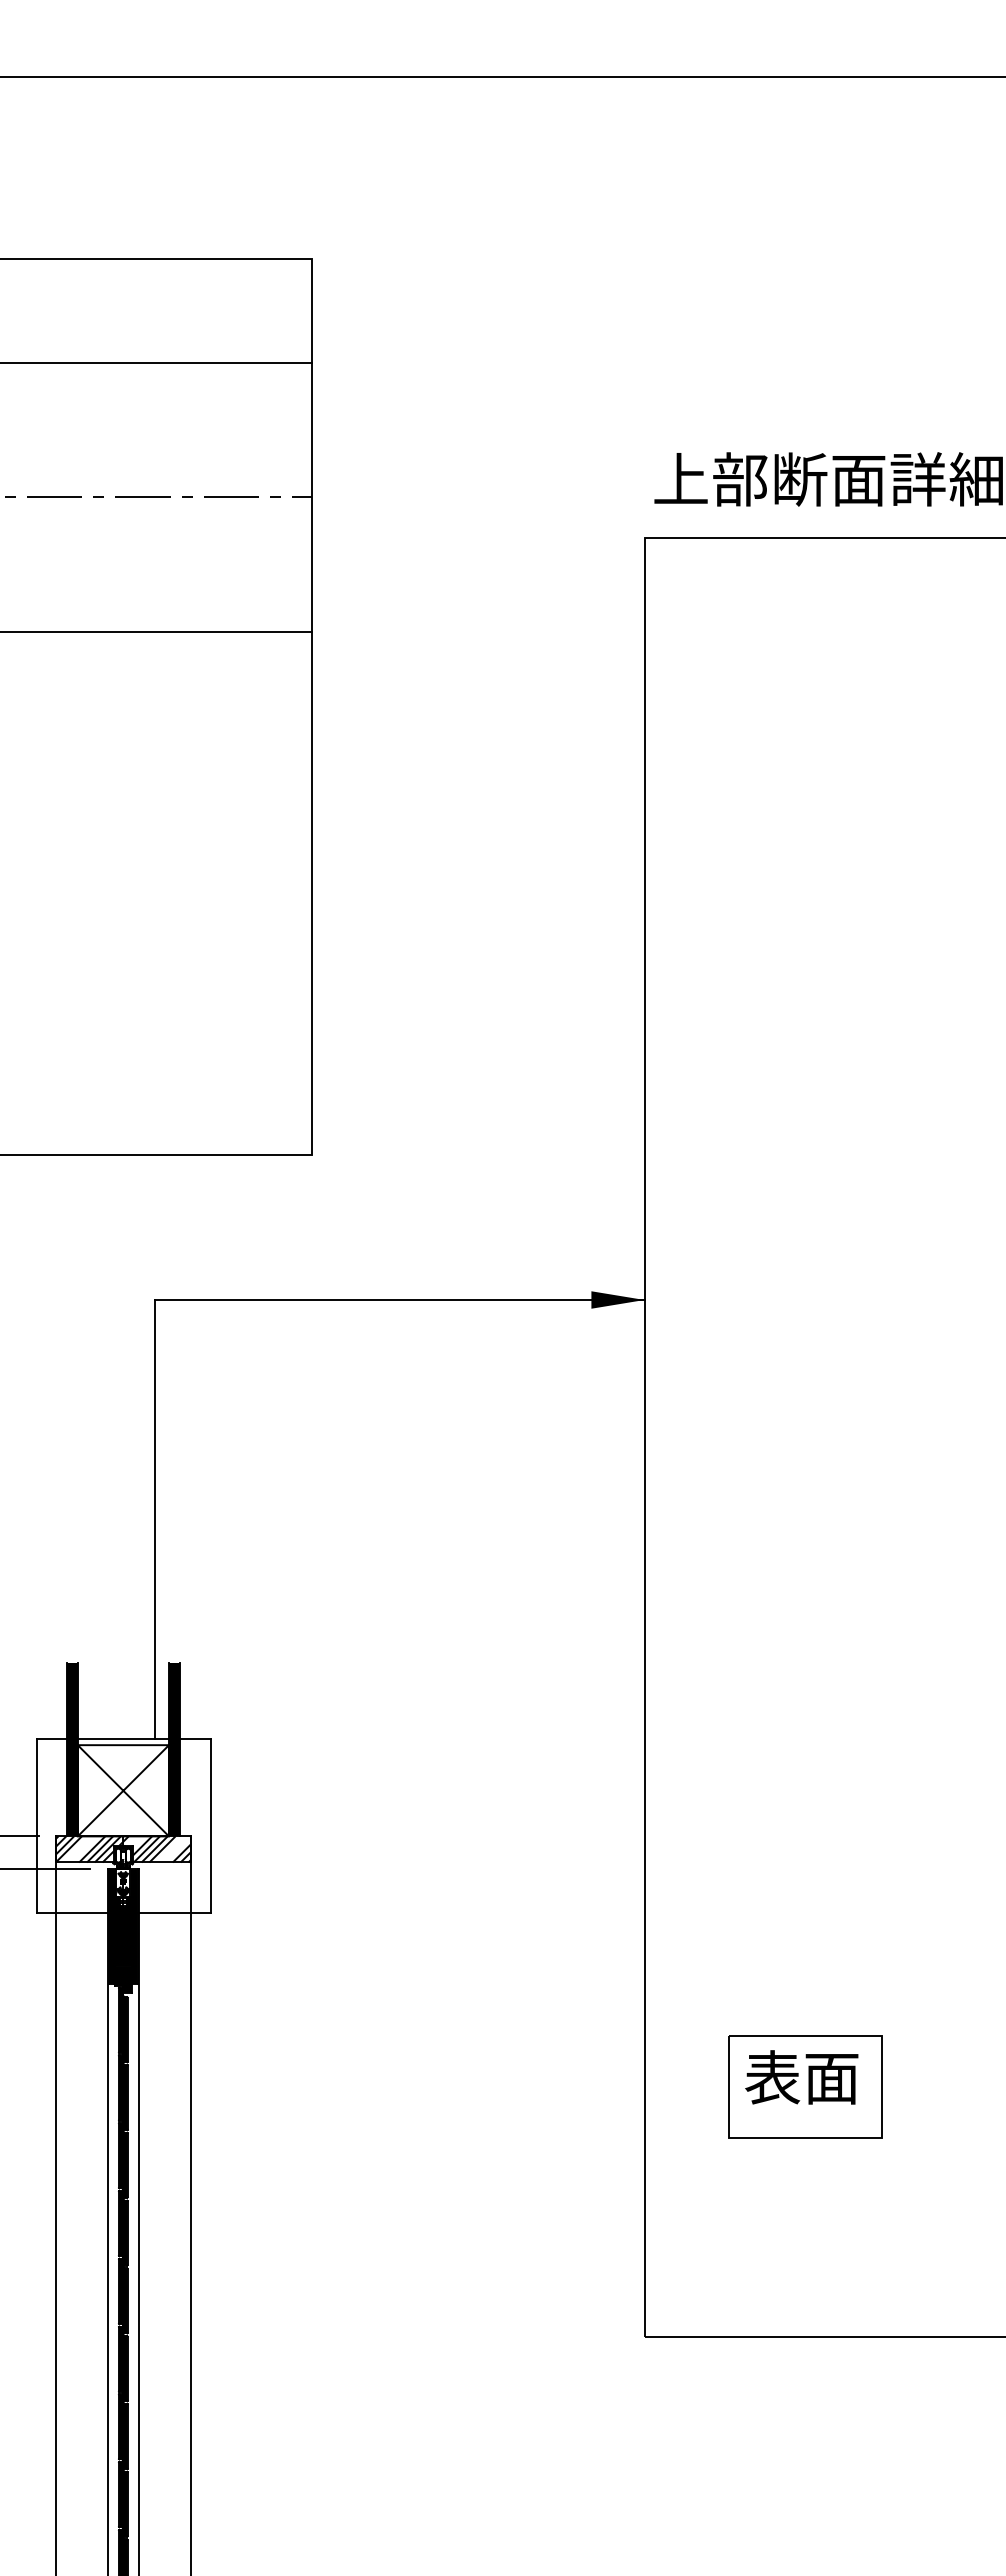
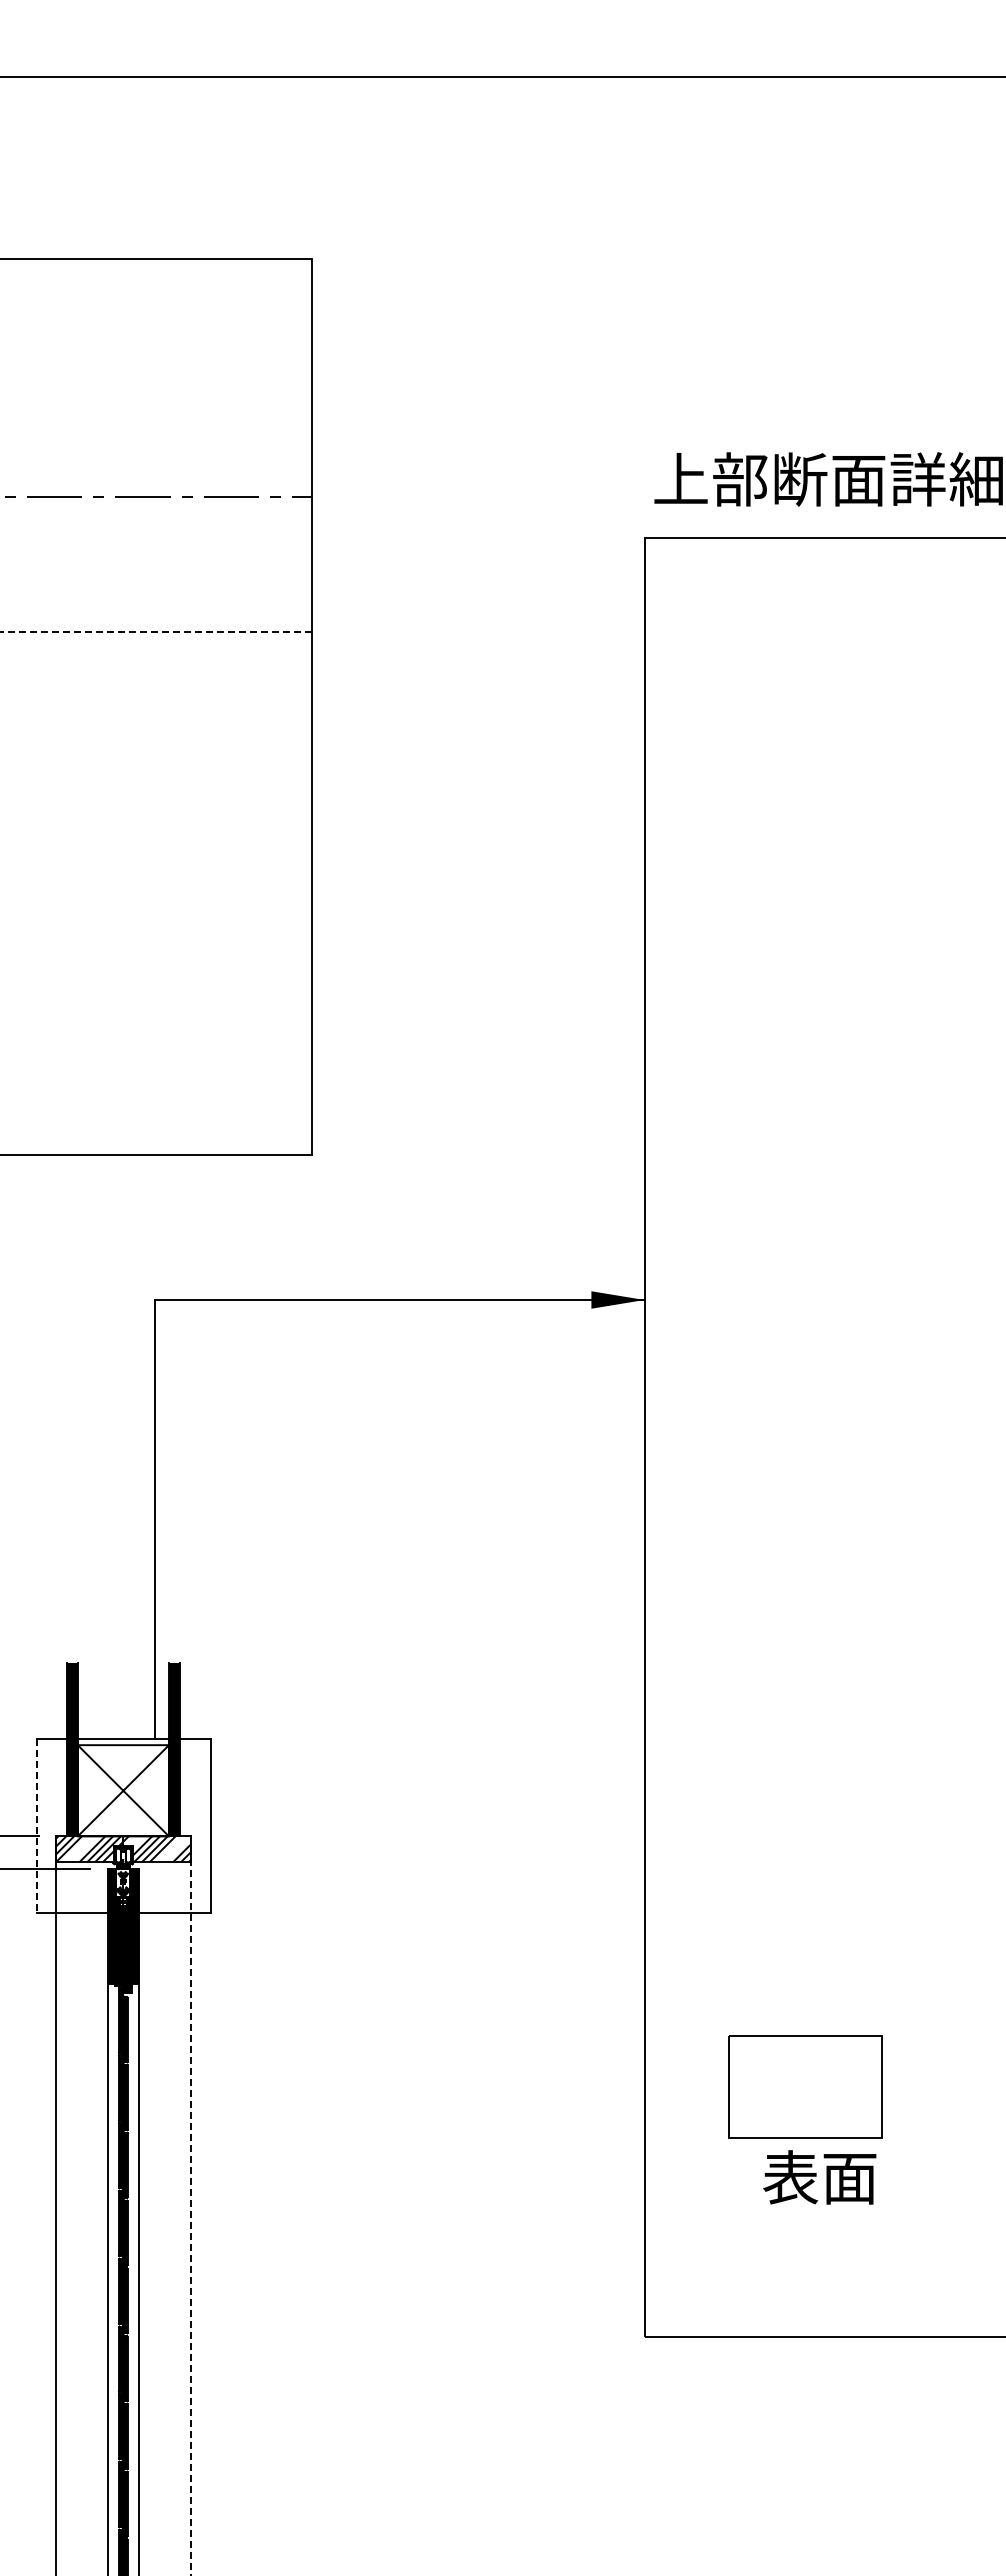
line: present -> none (157, 362)
line: solid -> dashed (156, 632)
line: solid -> dashed (37, 1825)
text position: (801, 2077) -> (819, 2177) (819, 2177)
line: solid -> dashed (190, 2205)
